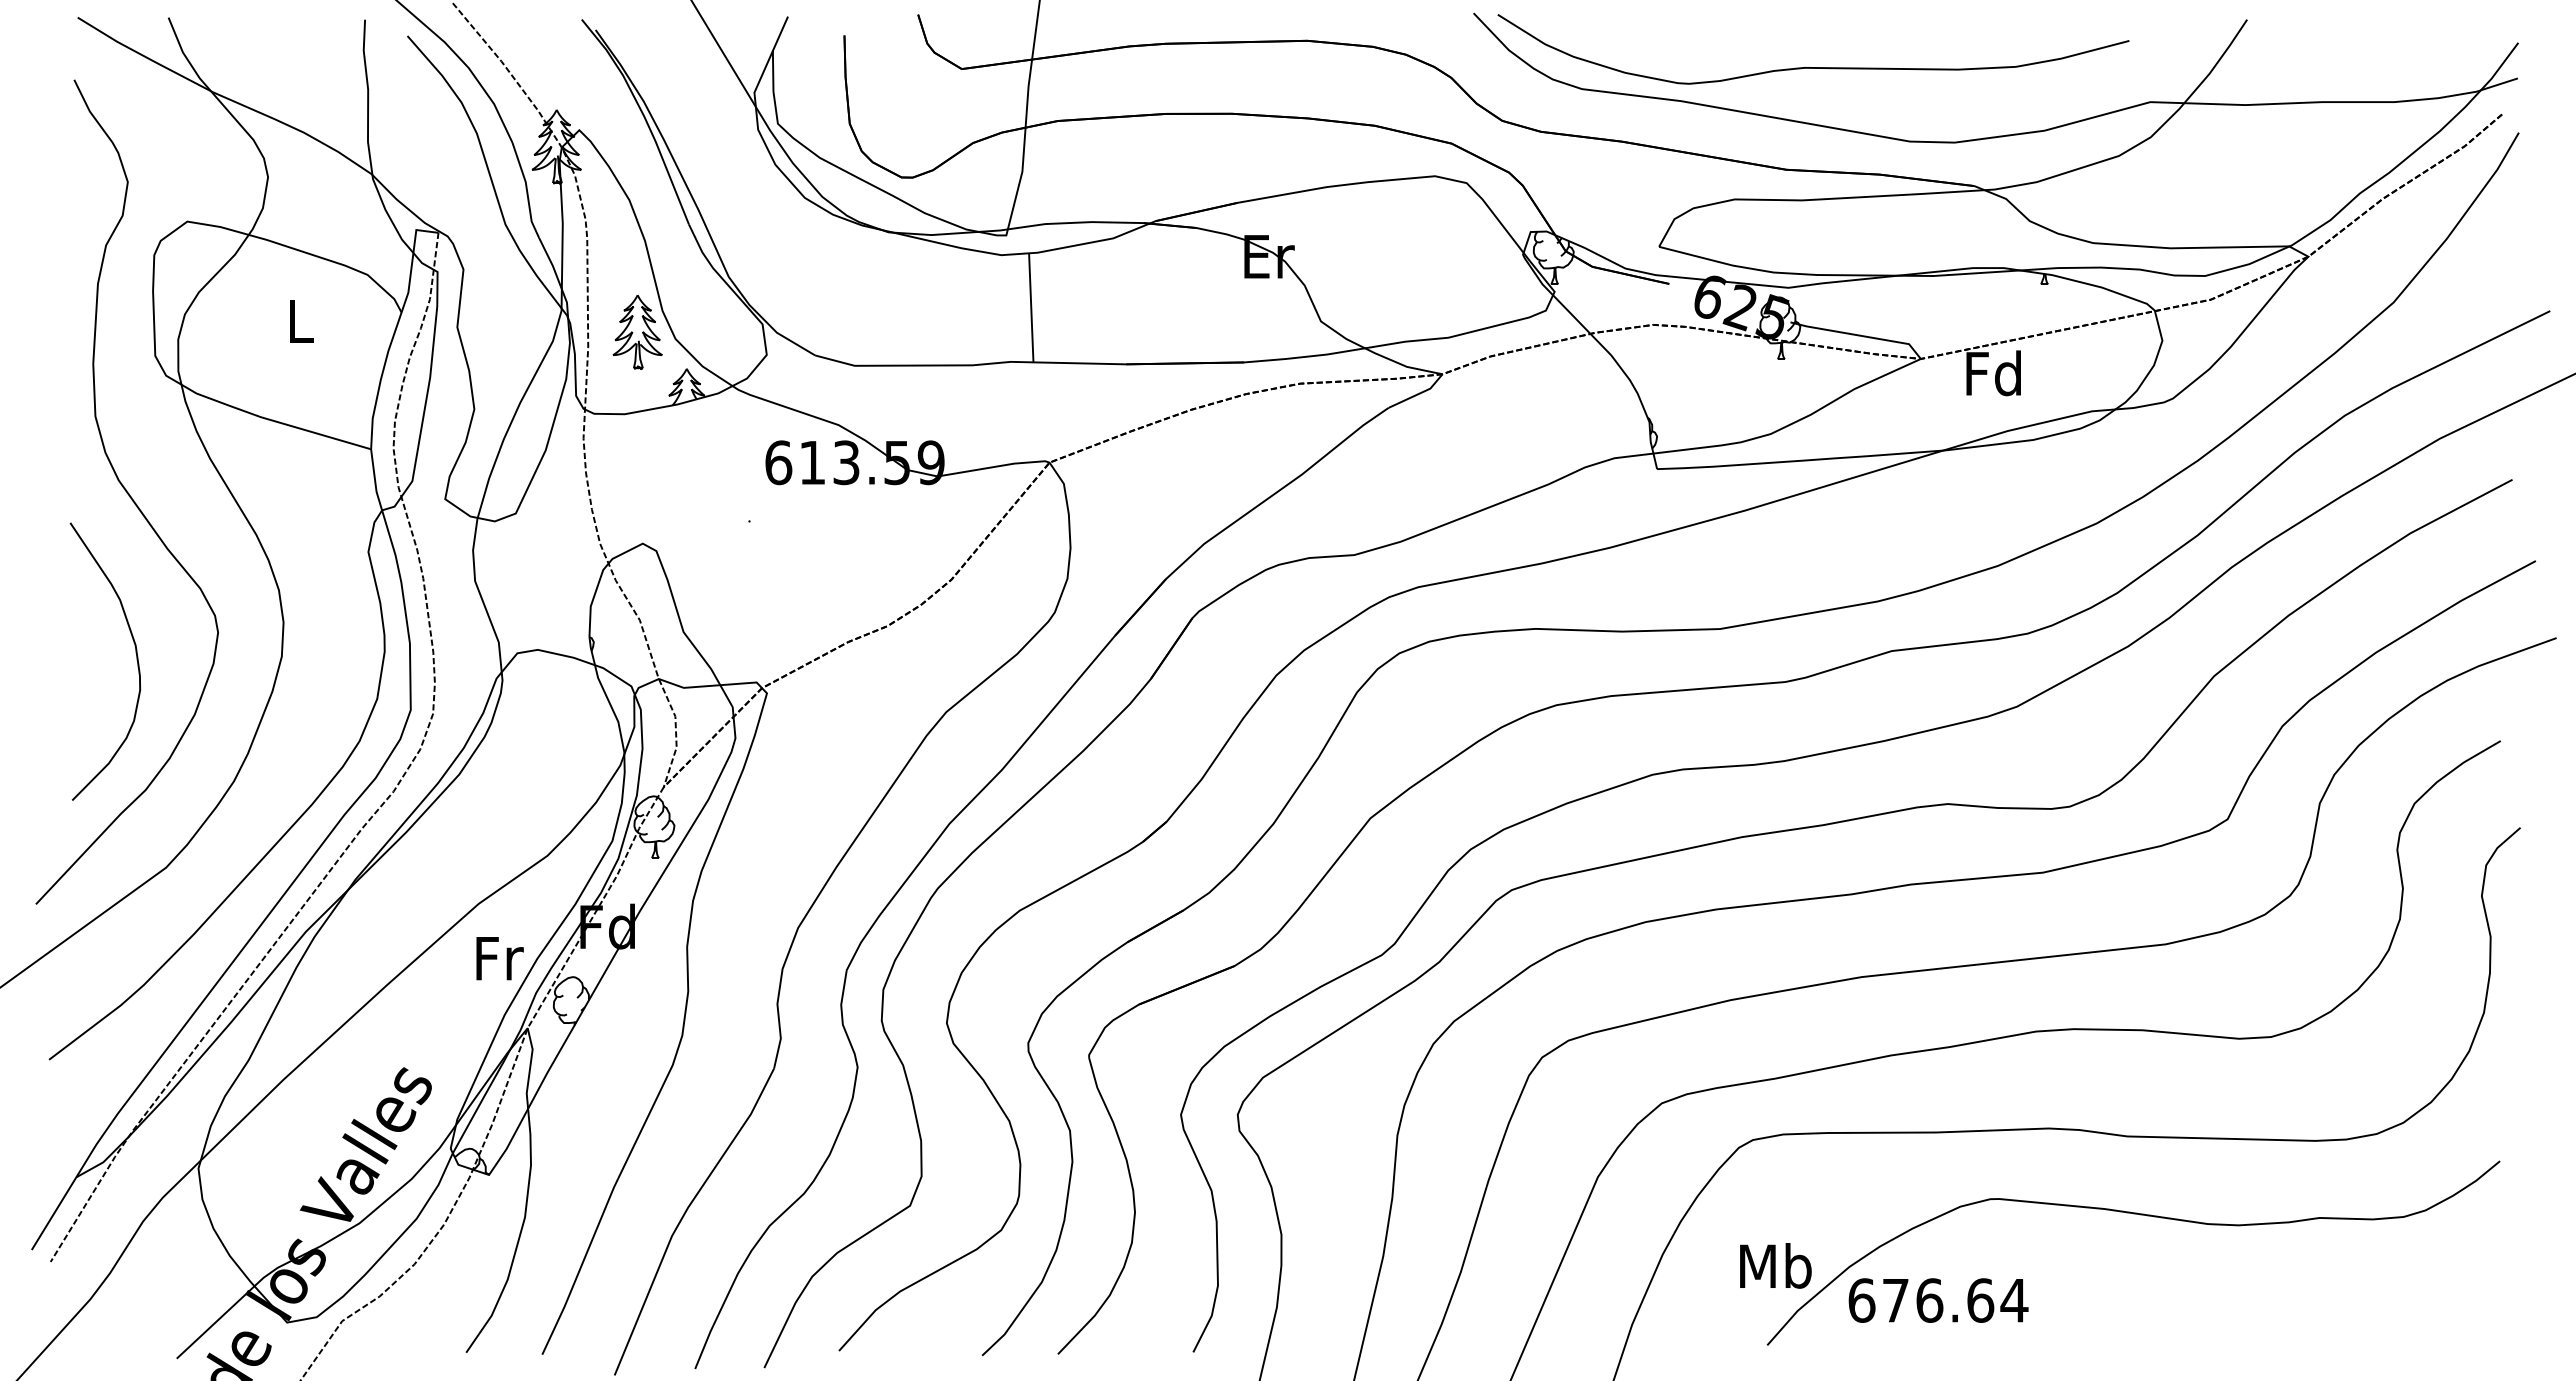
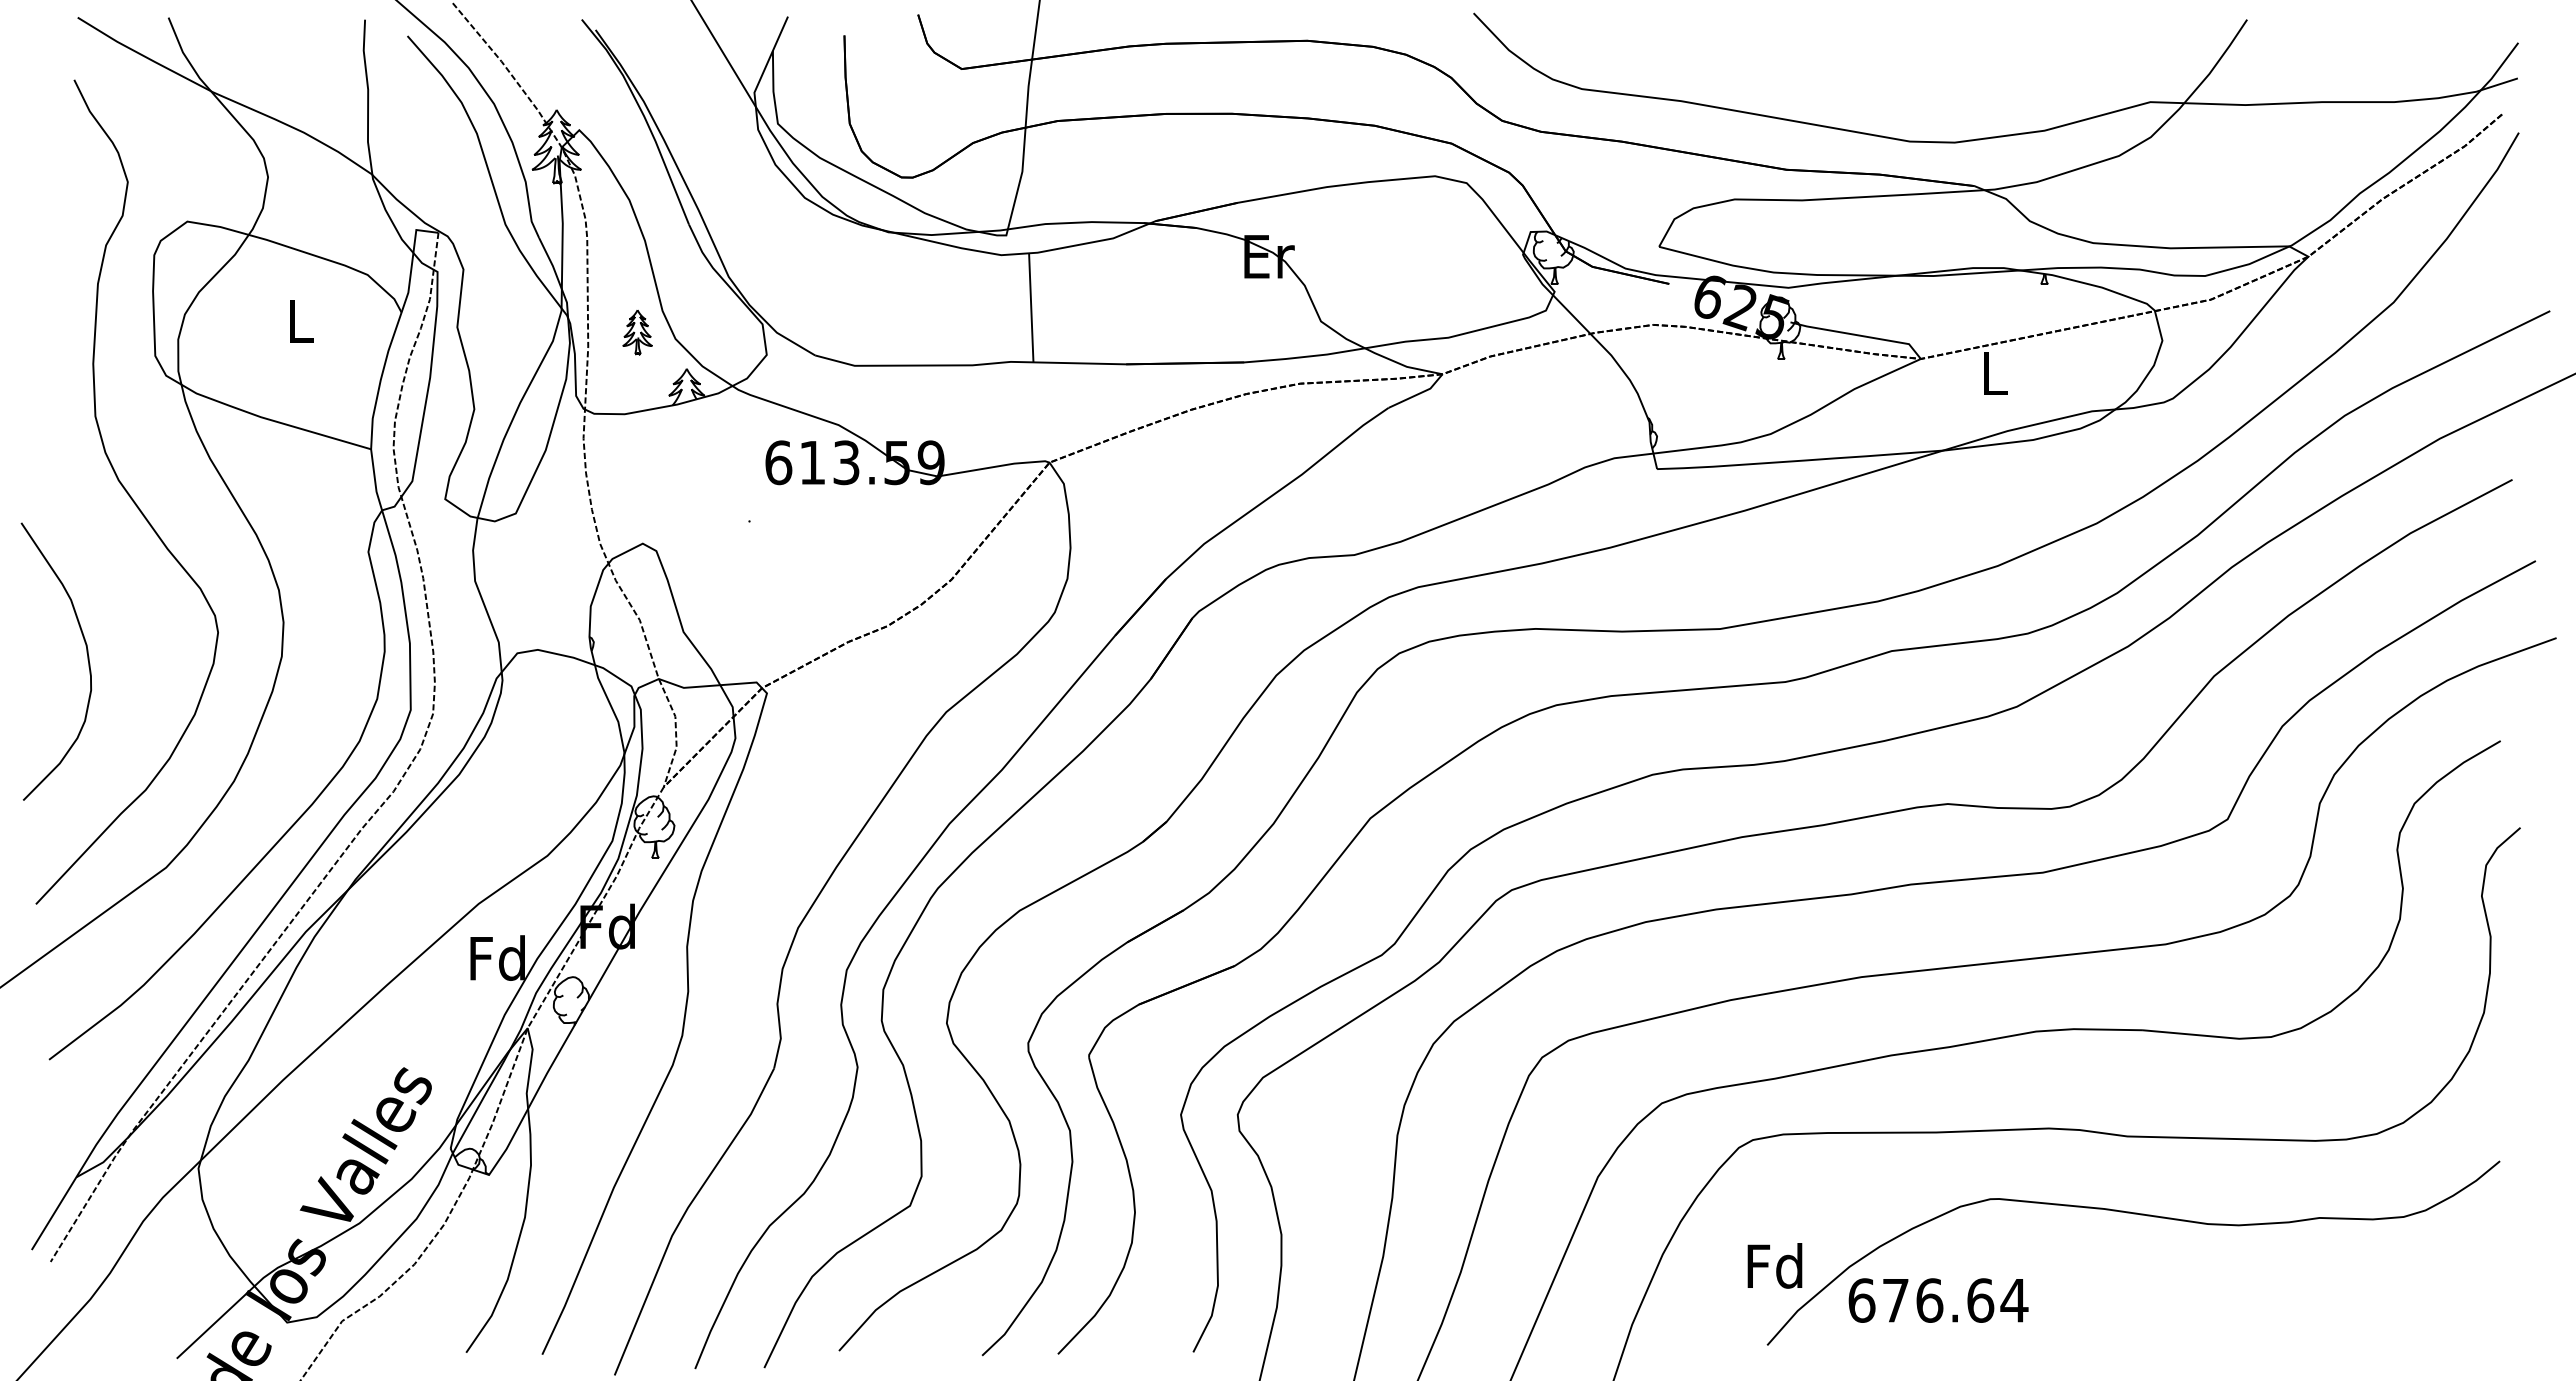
curve: present -> none (1813, 67)
part size: 51x75 px -> 31x47 px (637, 332)
text: Fd -> L (1993, 373)
curve position: (135, 653) -> (86, 653) (86, 653)
text: Fr -> Fd (497, 957)
text: Mb -> Fd (1775, 1265)
